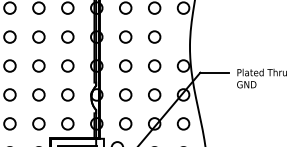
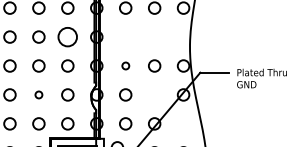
circle size: 14x14 px -> 21x21 px (67, 37)
circle: present -> none (125, 36)
circle: present -> none (154, 36)
circle size: 14x14 px -> 10x10 px (125, 65)
circle size: 14x14 px -> 10x10 px (38, 94)
circle: present -> none (154, 94)
circle: present -> none (183, 123)
